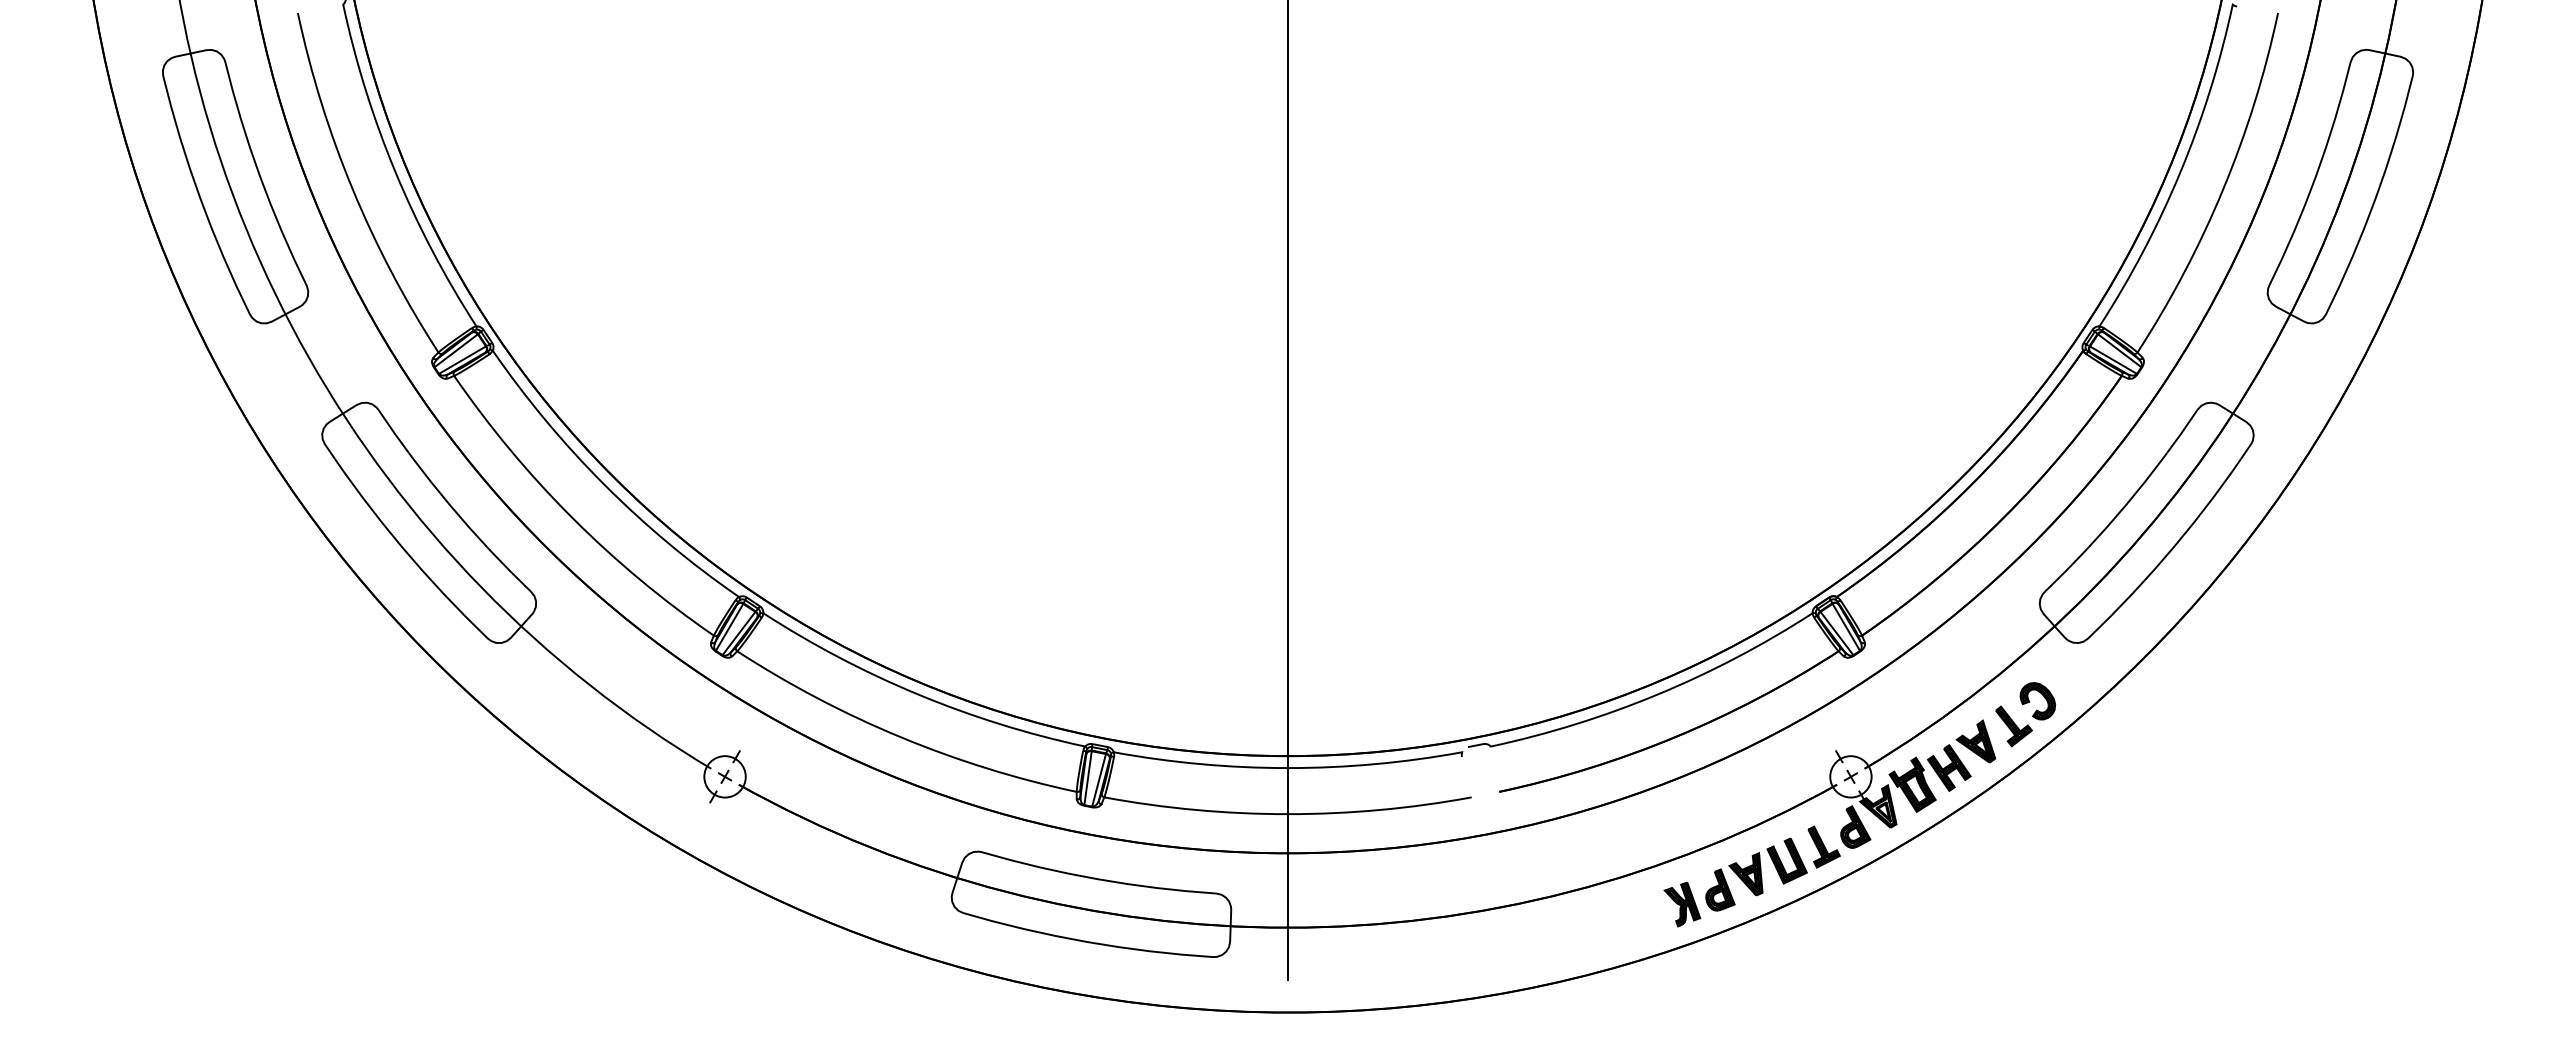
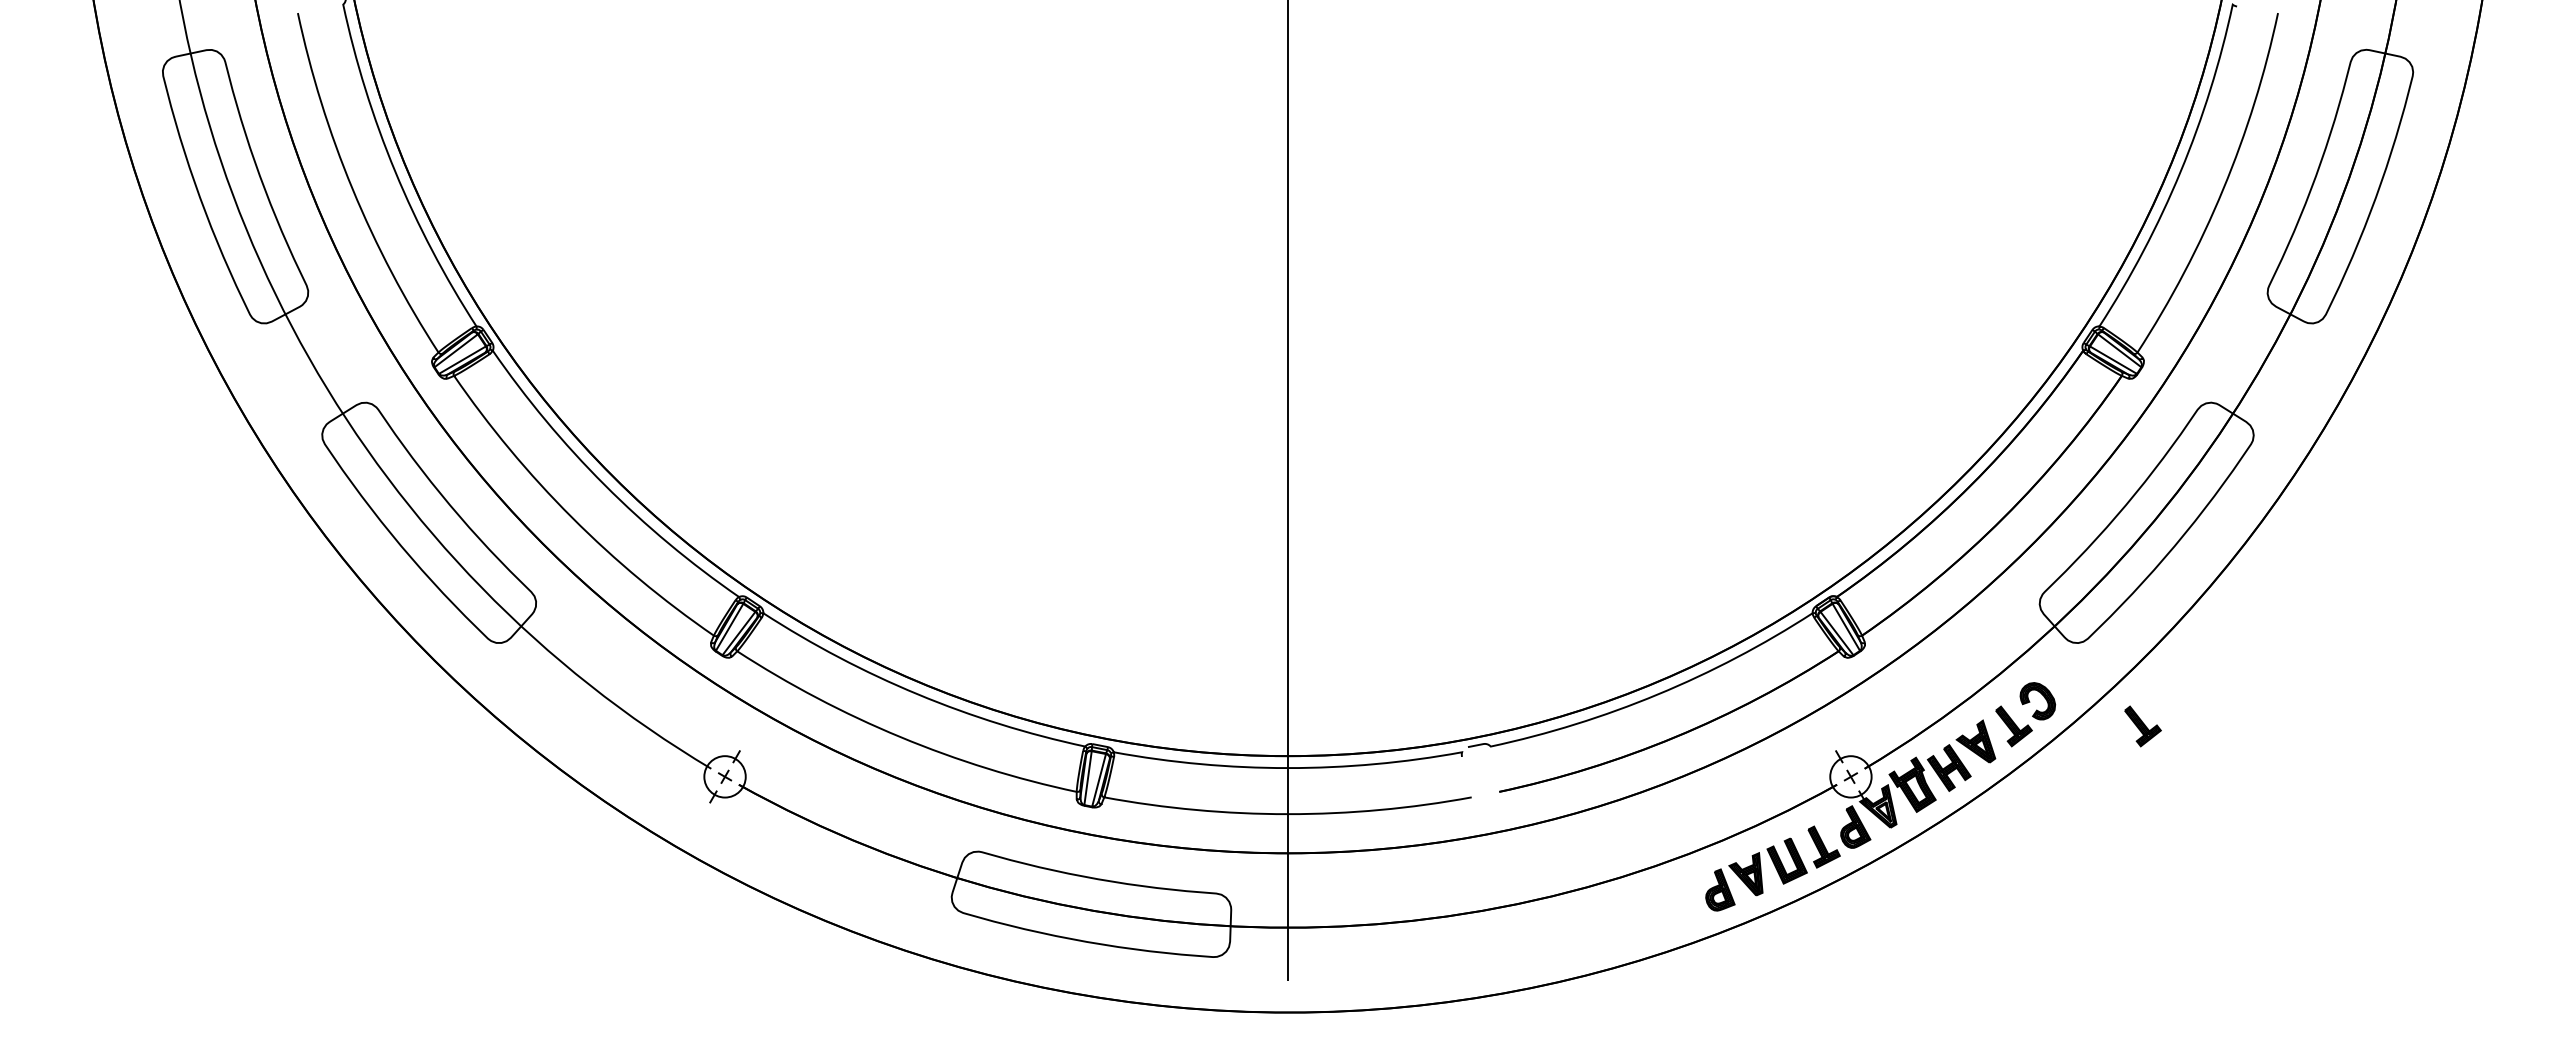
part: none -> present (2142, 726)
part: present -> none (1682, 904)
